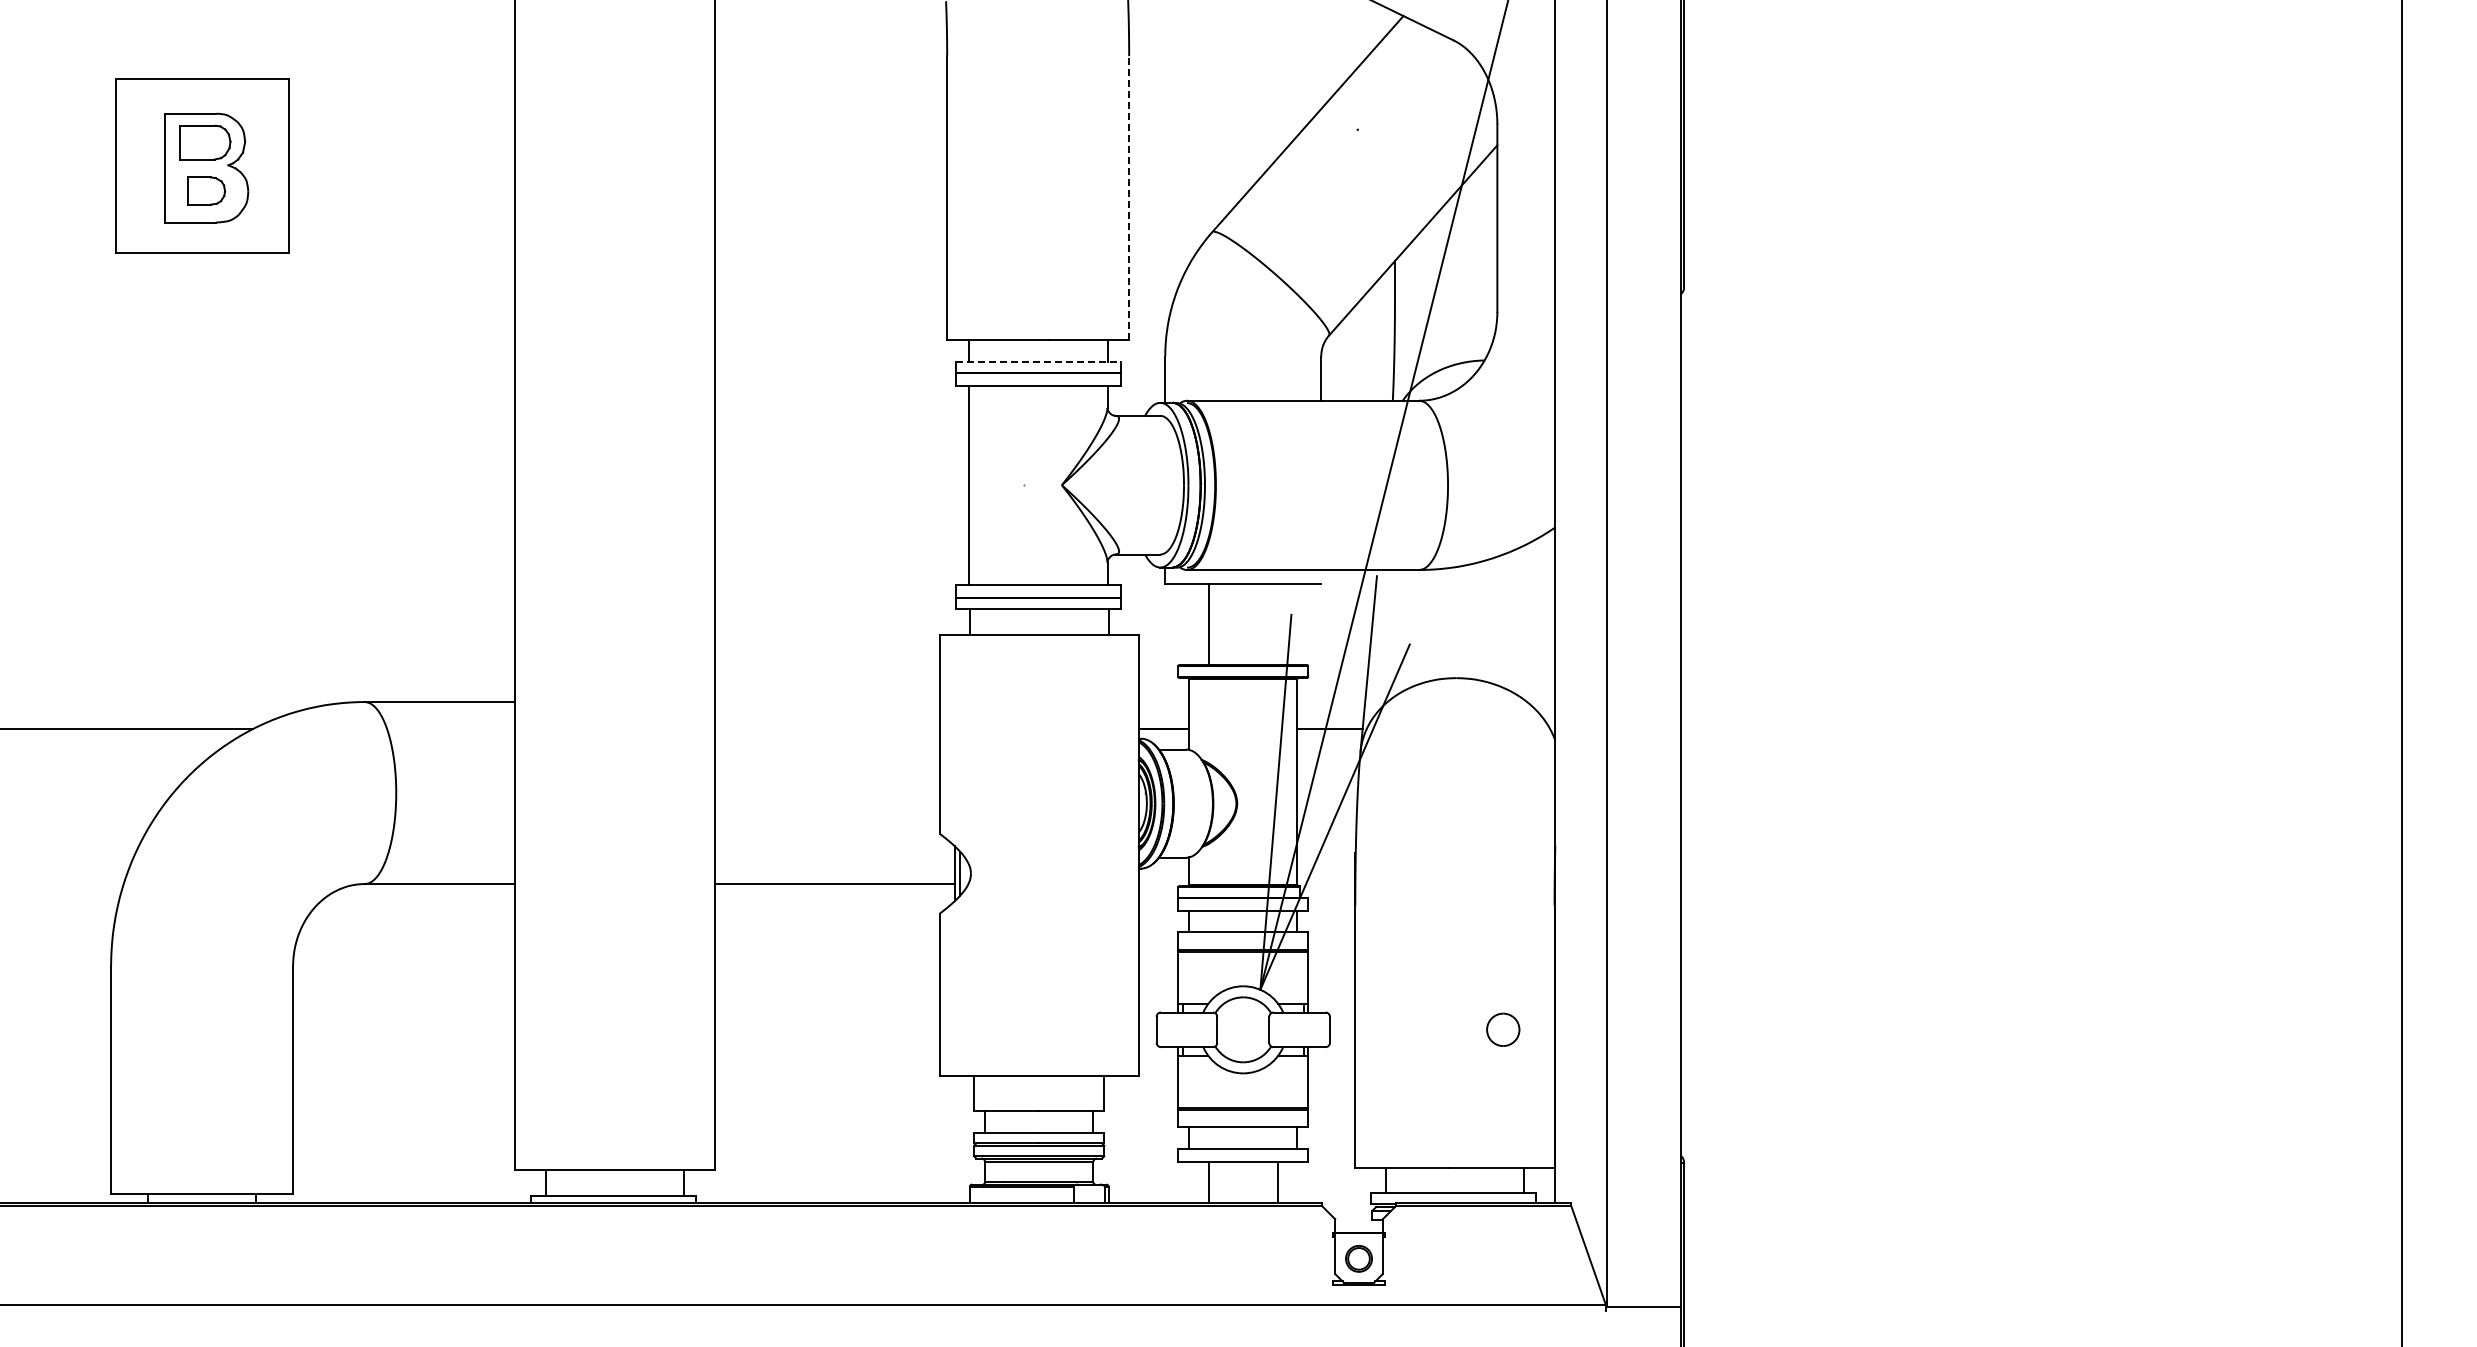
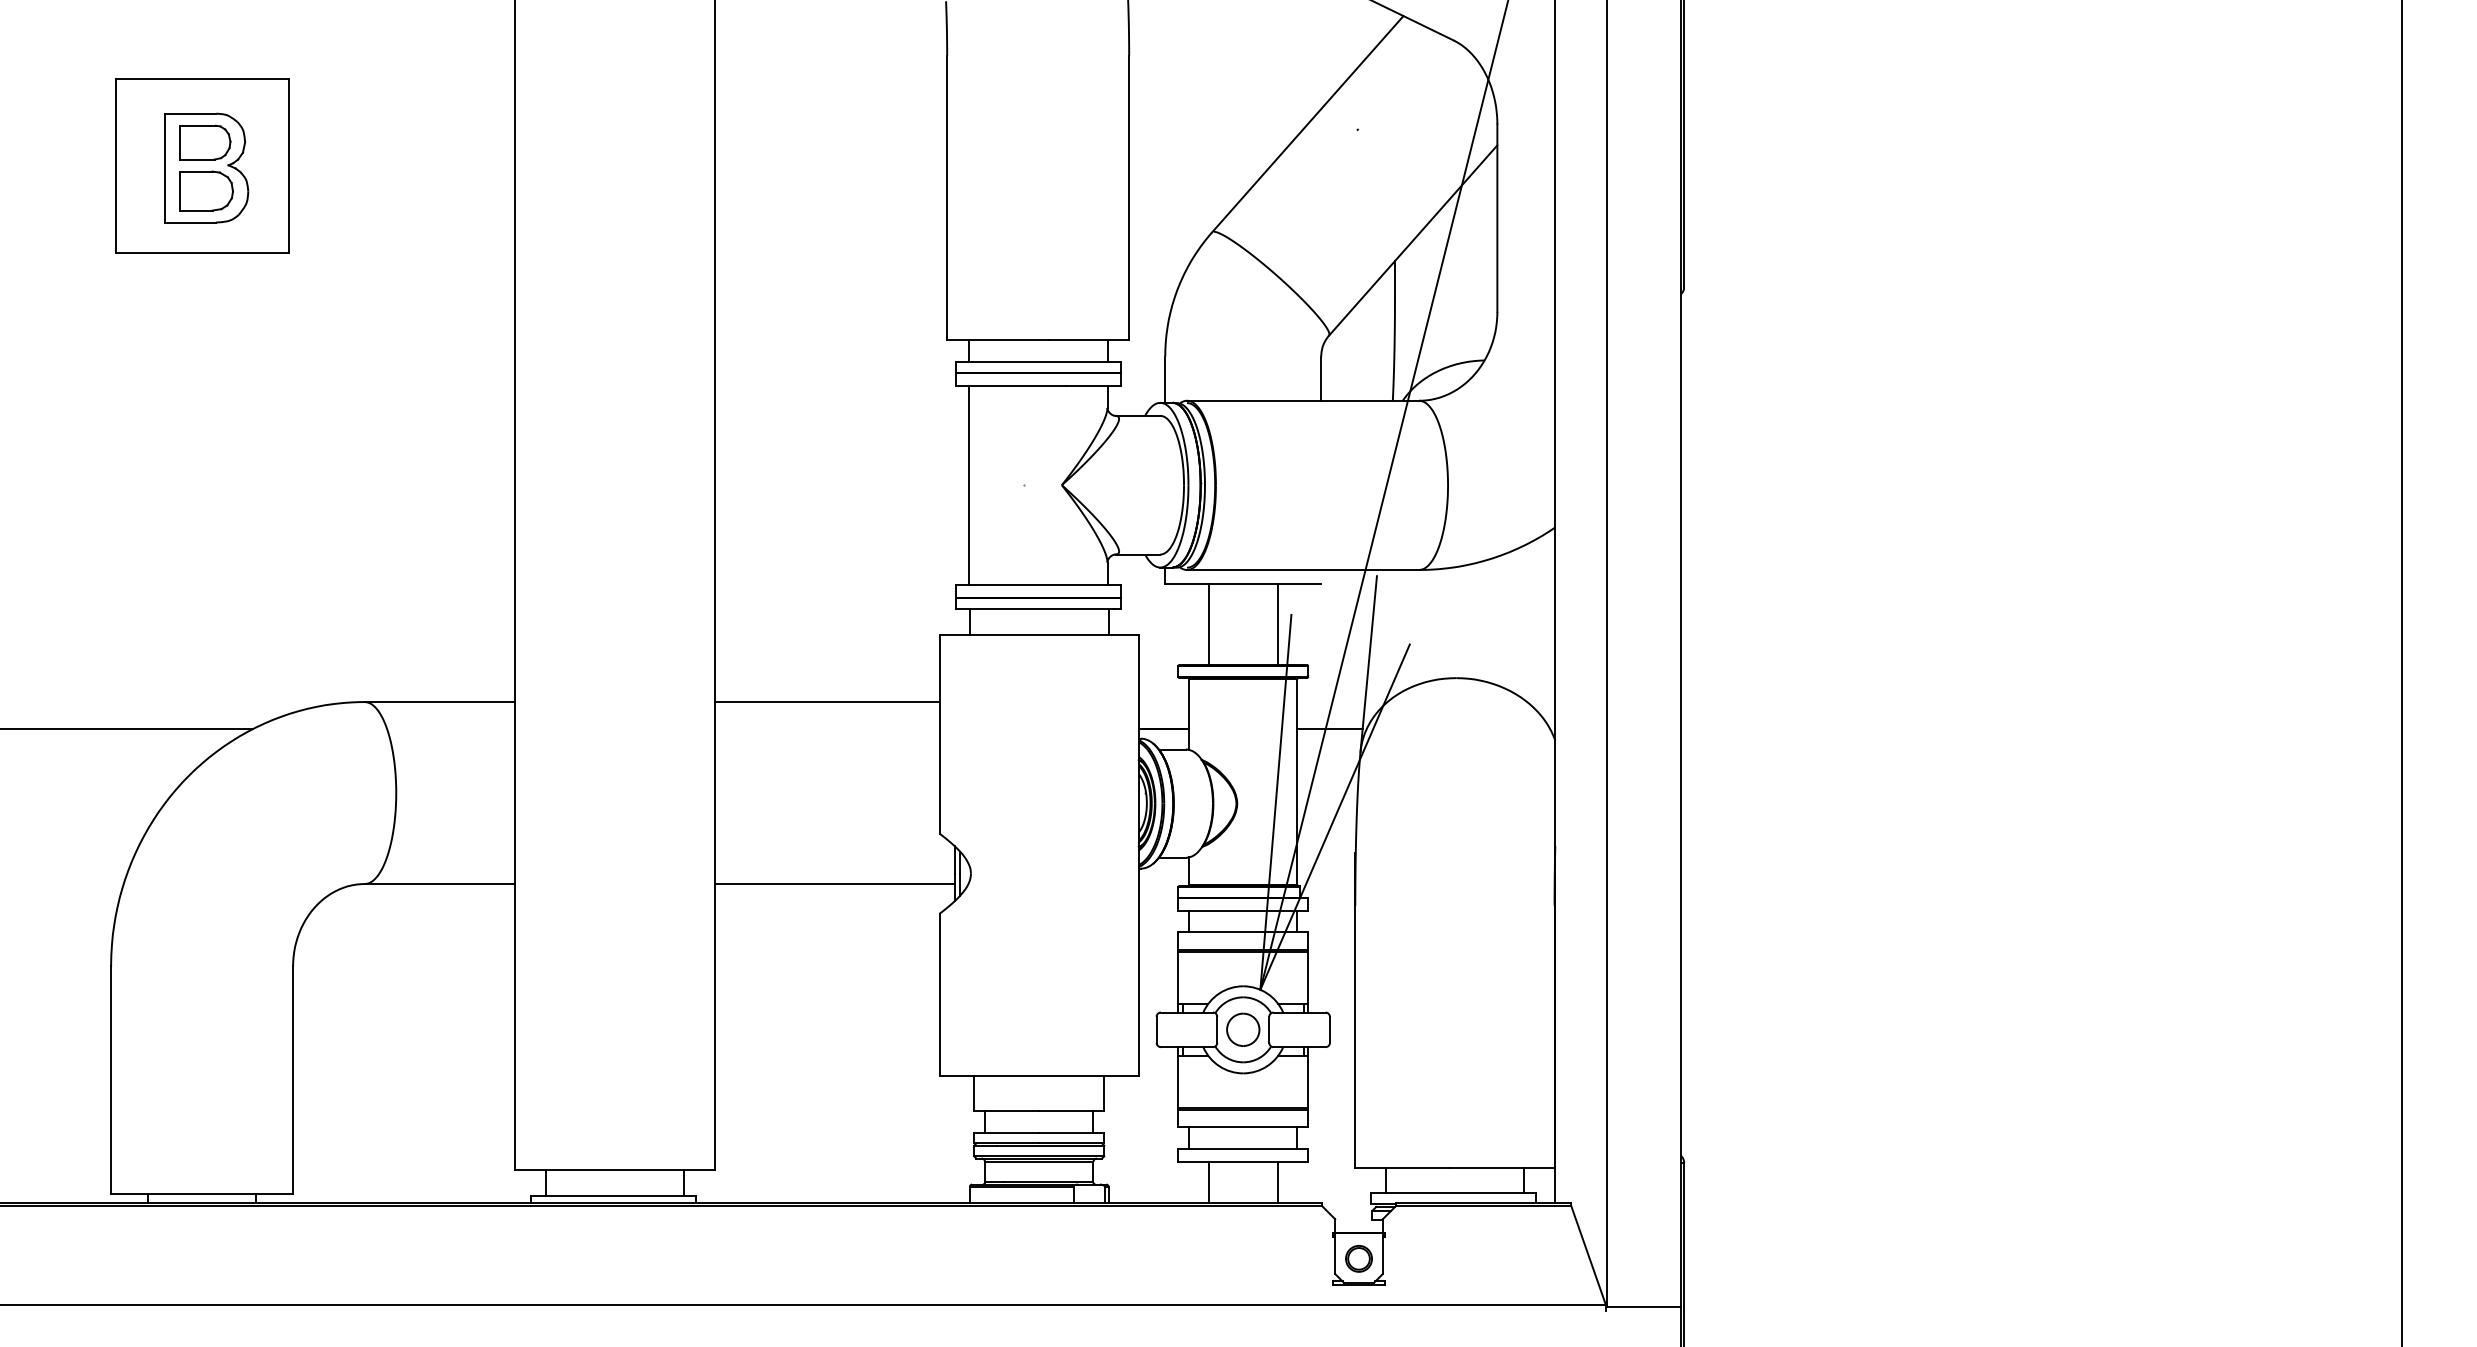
part size: 39x30 px -> 55x42 px (206, 190)
line: dashed -> solid (1129, 198)
line: dashed -> solid (1038, 361)
line: none -> present (1277, 624)
line: none -> present (826, 702)
part position: (1503, 1029) -> (1243, 1029) (1243, 1029)
